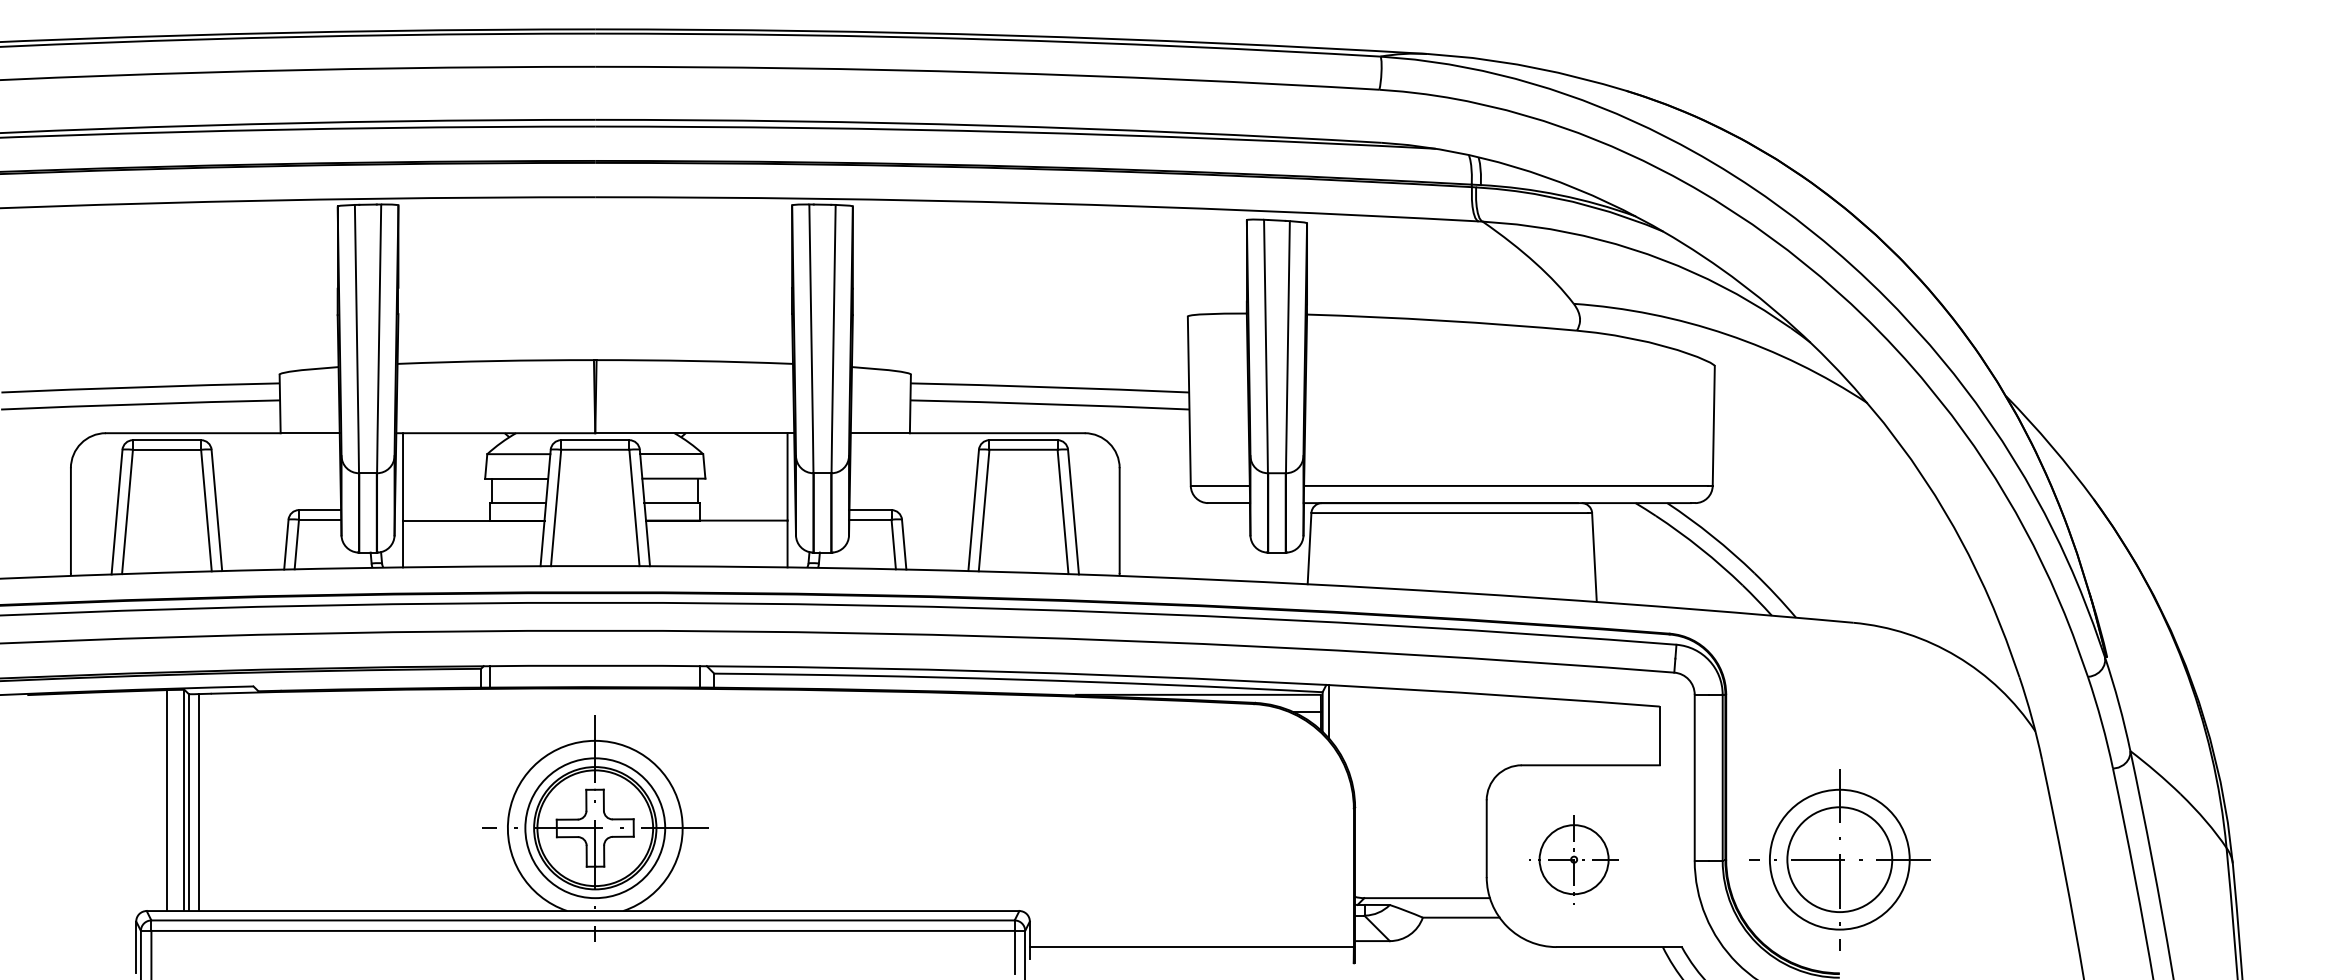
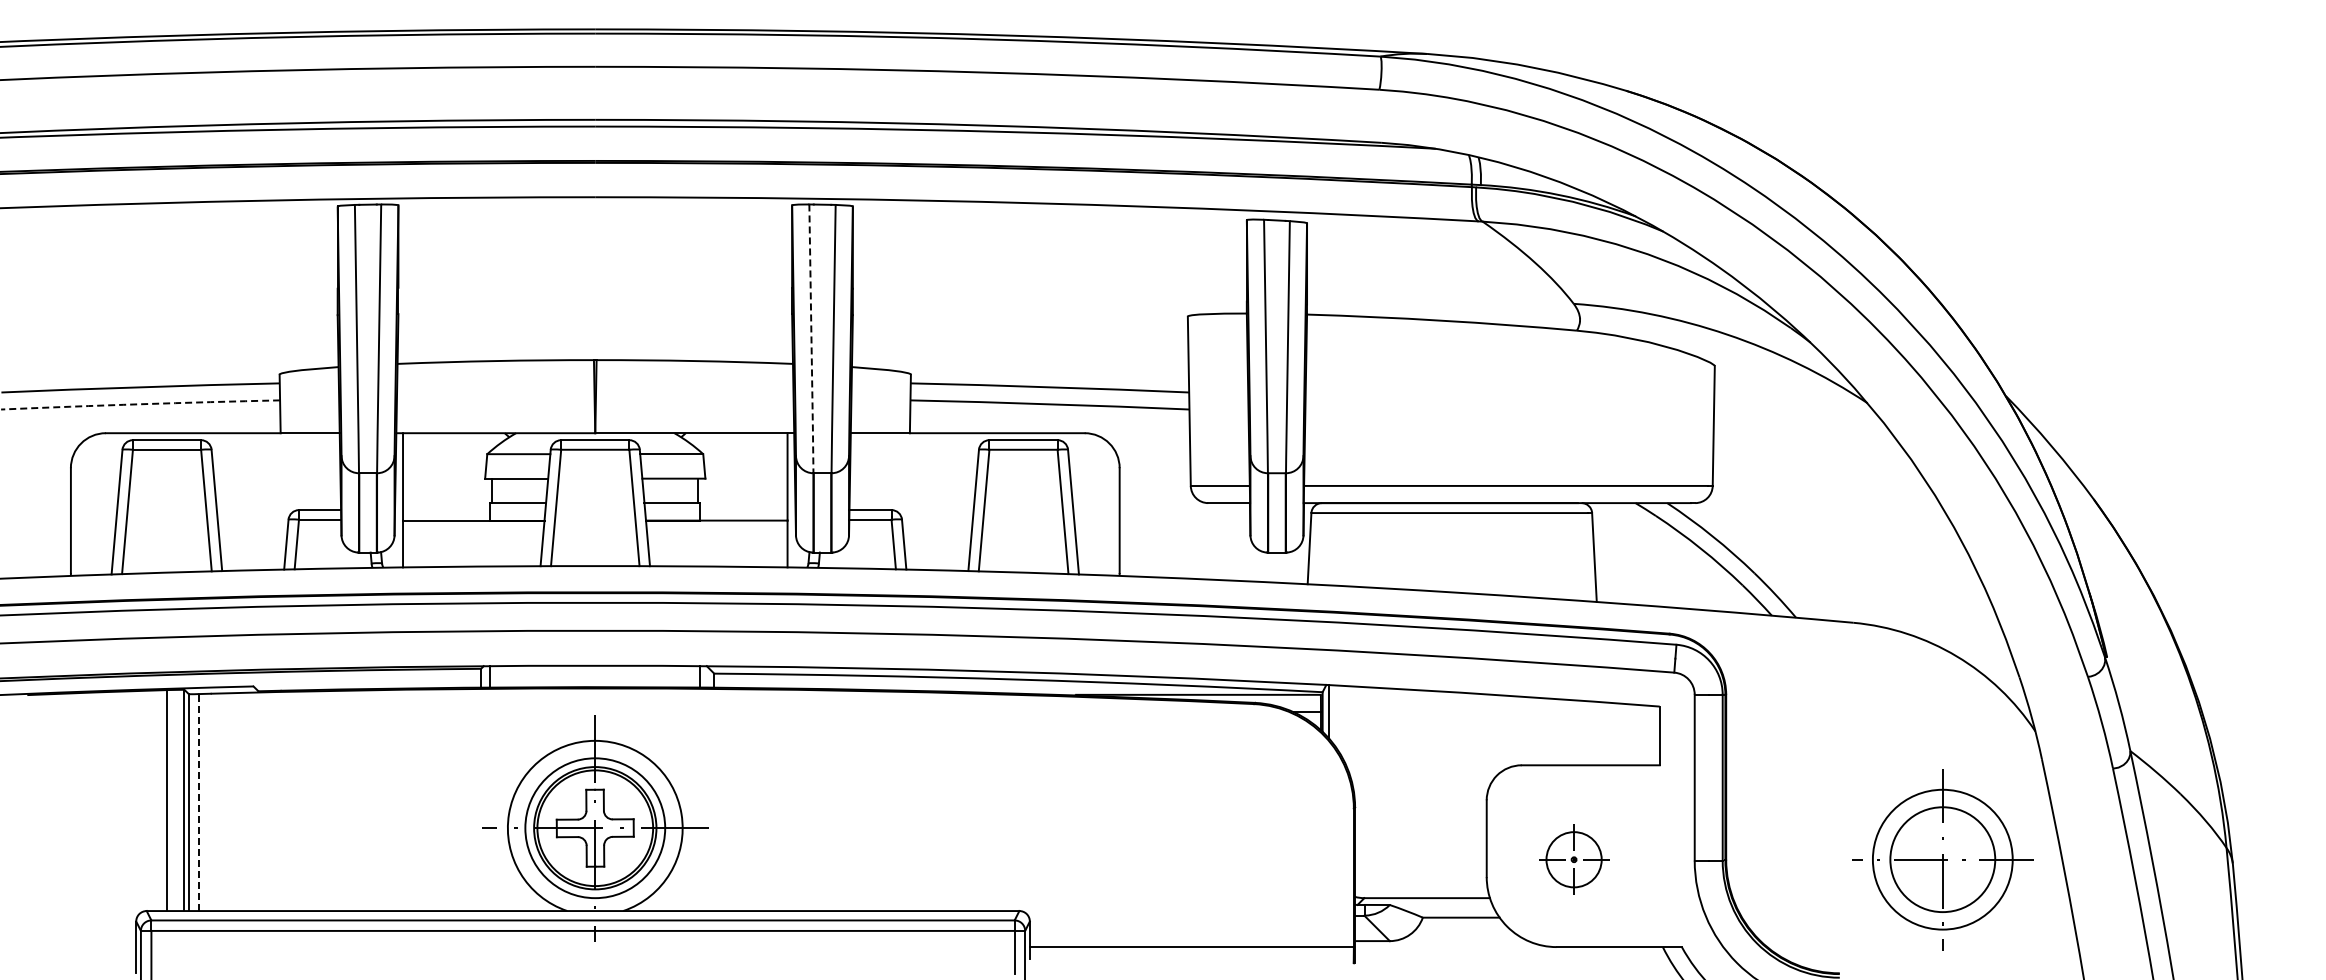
line: solid -> dashed (811, 340)
arc: solid -> dashed (140, 404)
line: solid -> dashed (199, 802)
part size: 90x90 px -> 71x71 px (1574, 859)
part position: (1839, 859) -> (1942, 859) (1942, 859)
